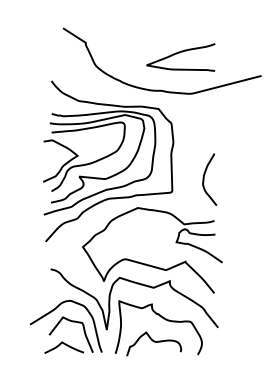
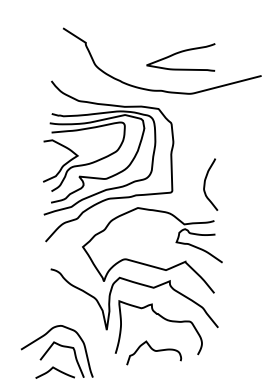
curve position: (204, 179) -> (205, 184) (205, 184)
part position: (67, 320) -> (58, 345) (58, 345)
curve position: (154, 342) -> (154, 351) (154, 351)
